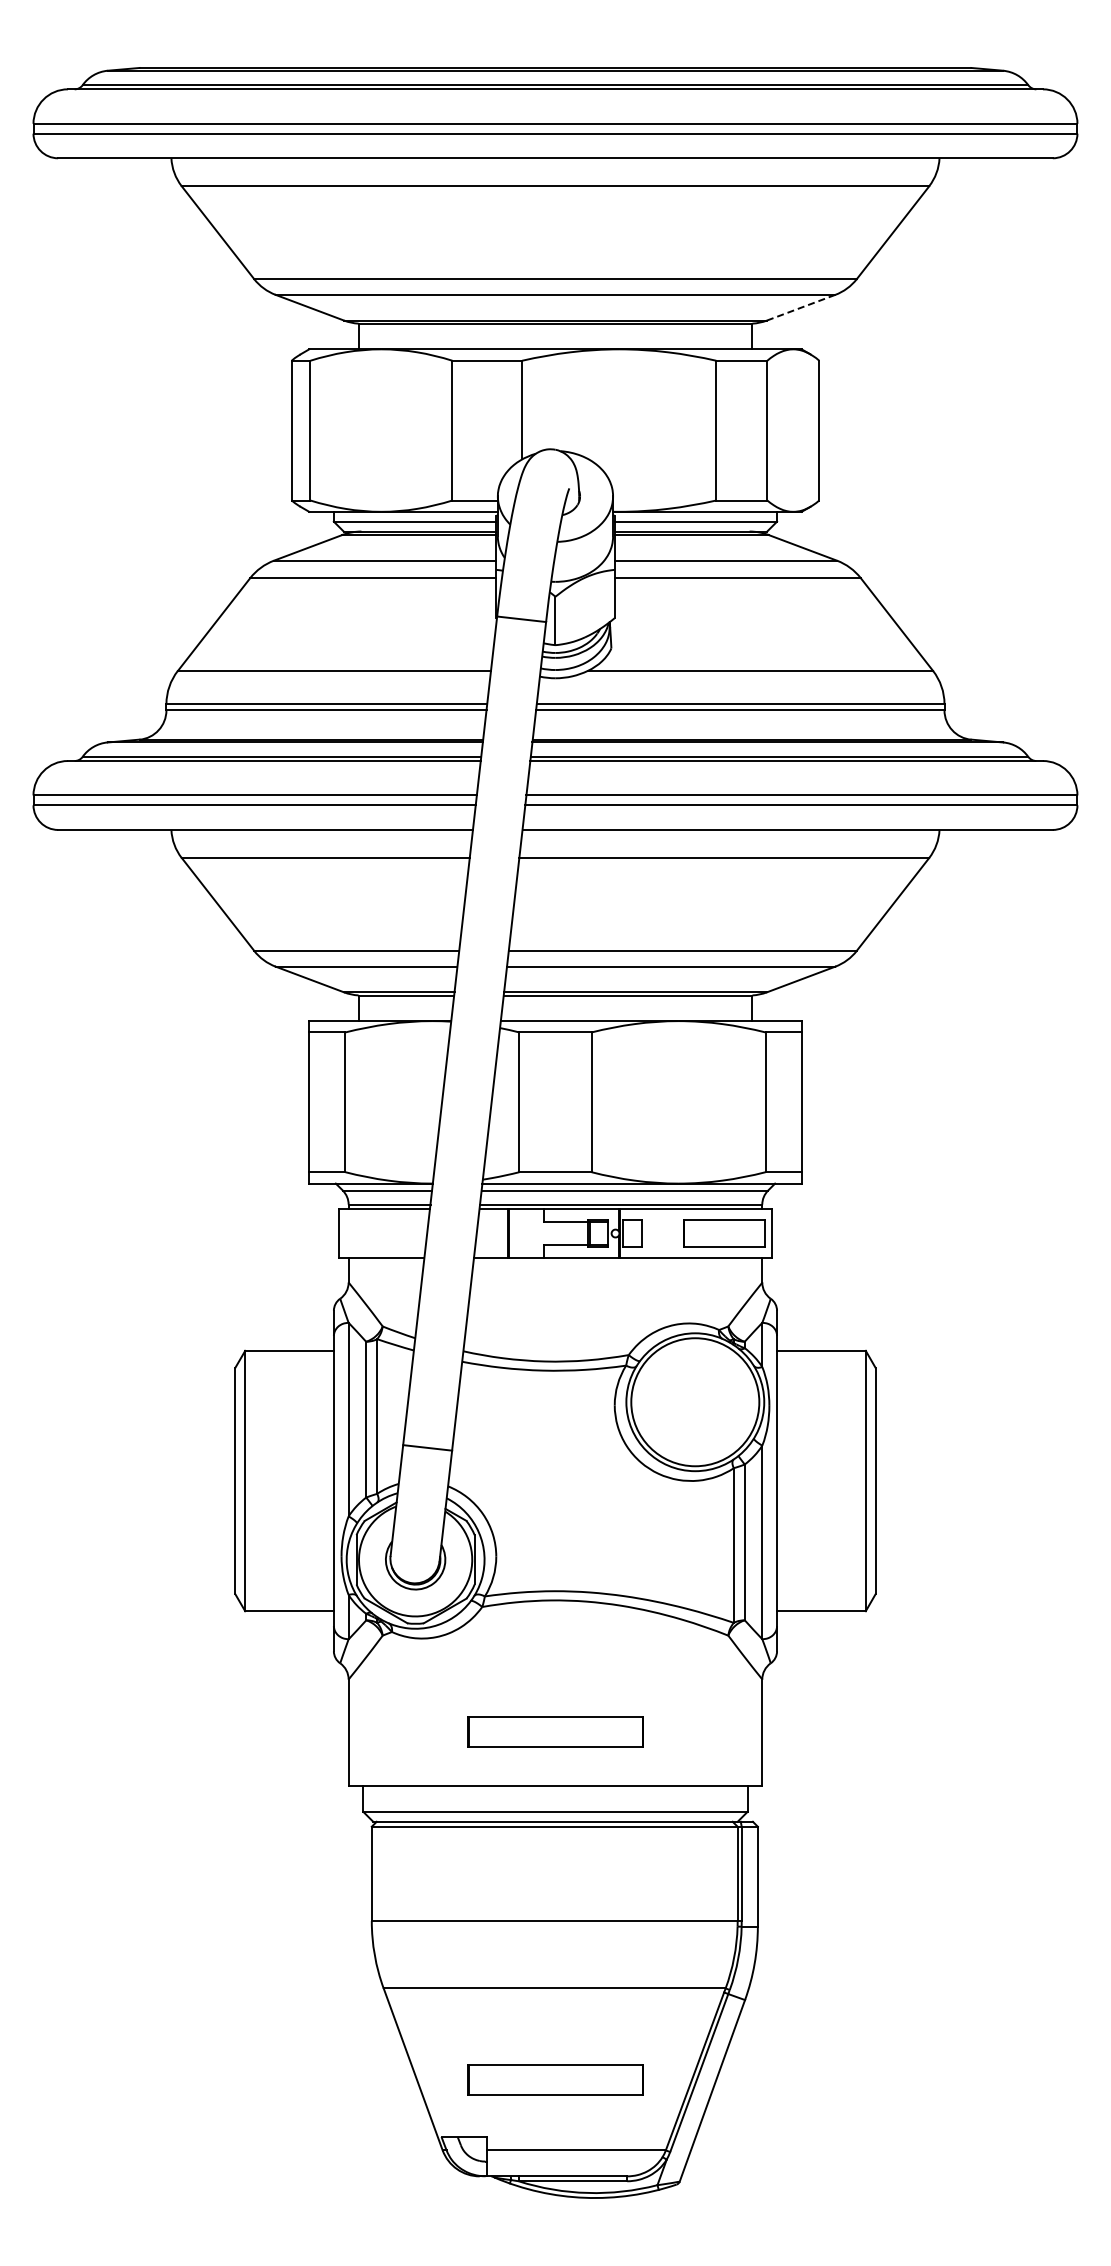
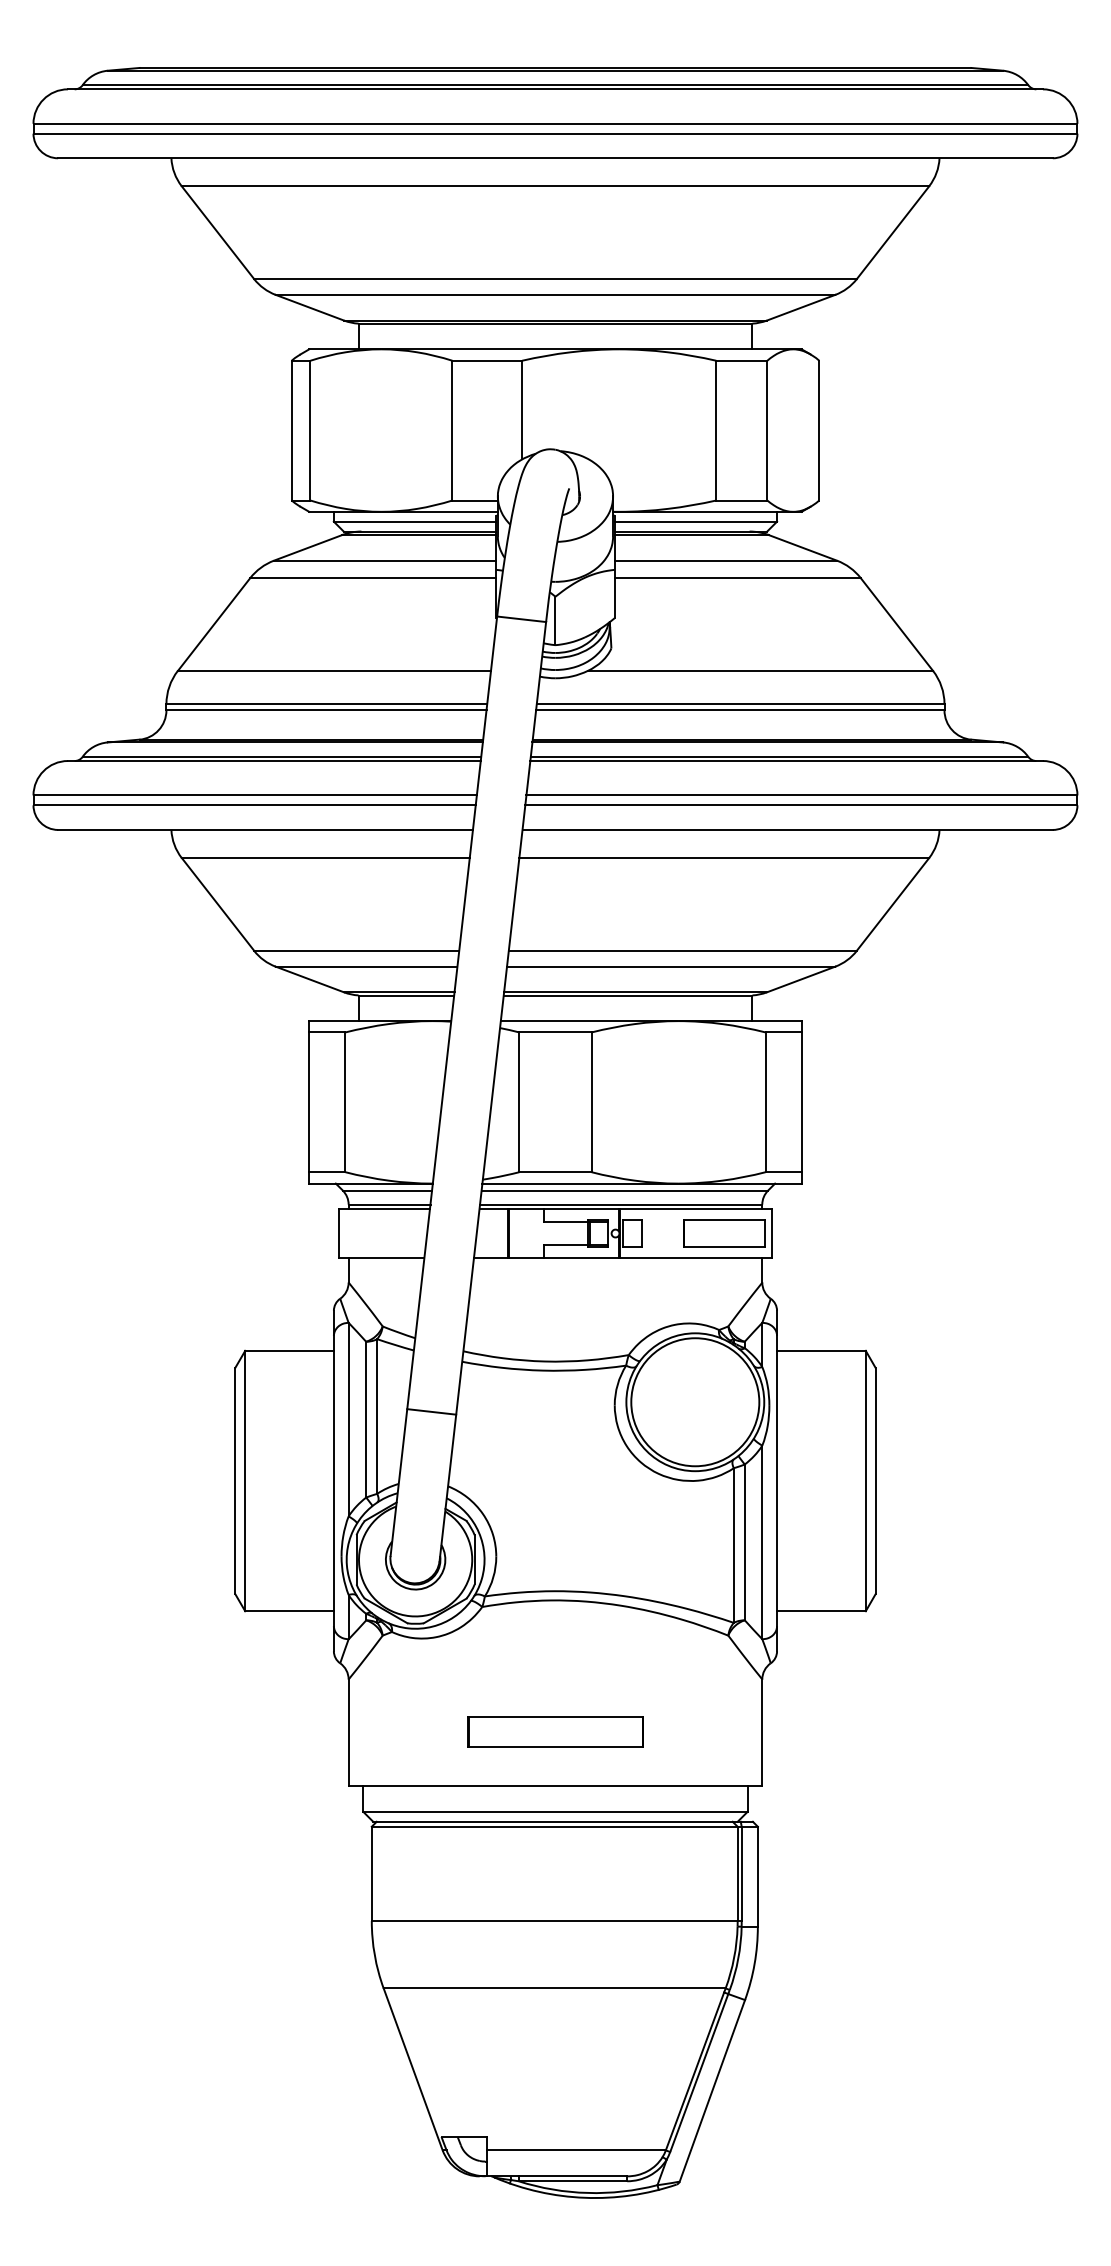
line: dashed -> solid (801, 307)
line position: (427, 1447) -> (431, 1411) (431, 1411)
part: present -> none (555, 2079)
